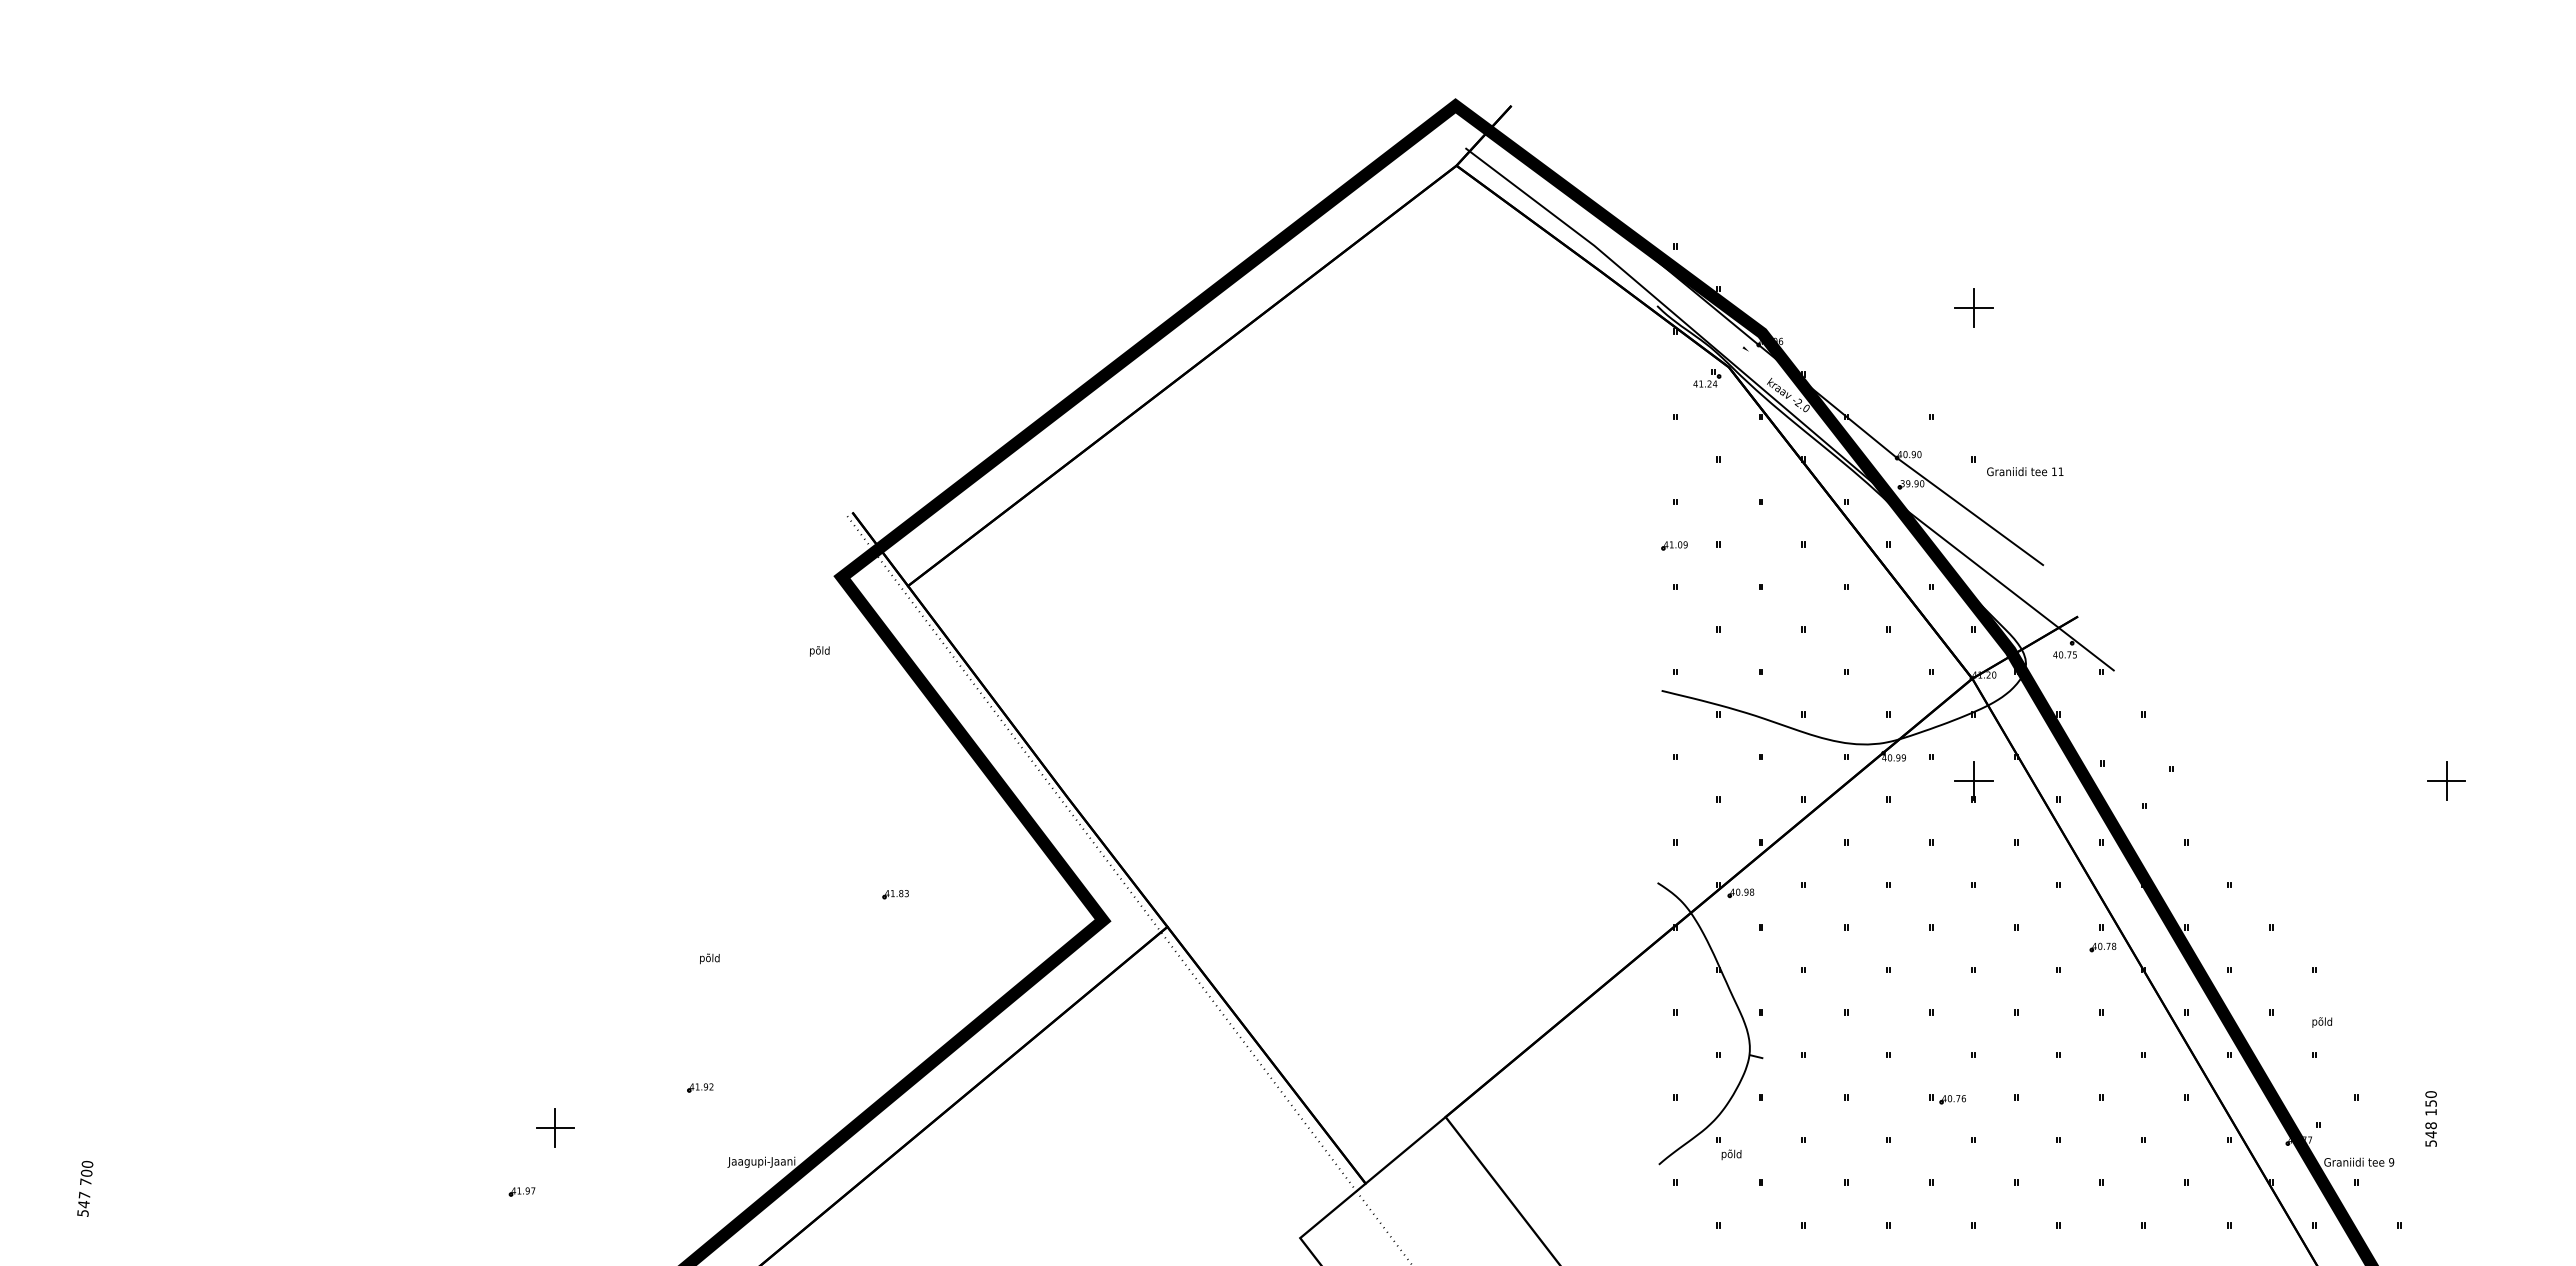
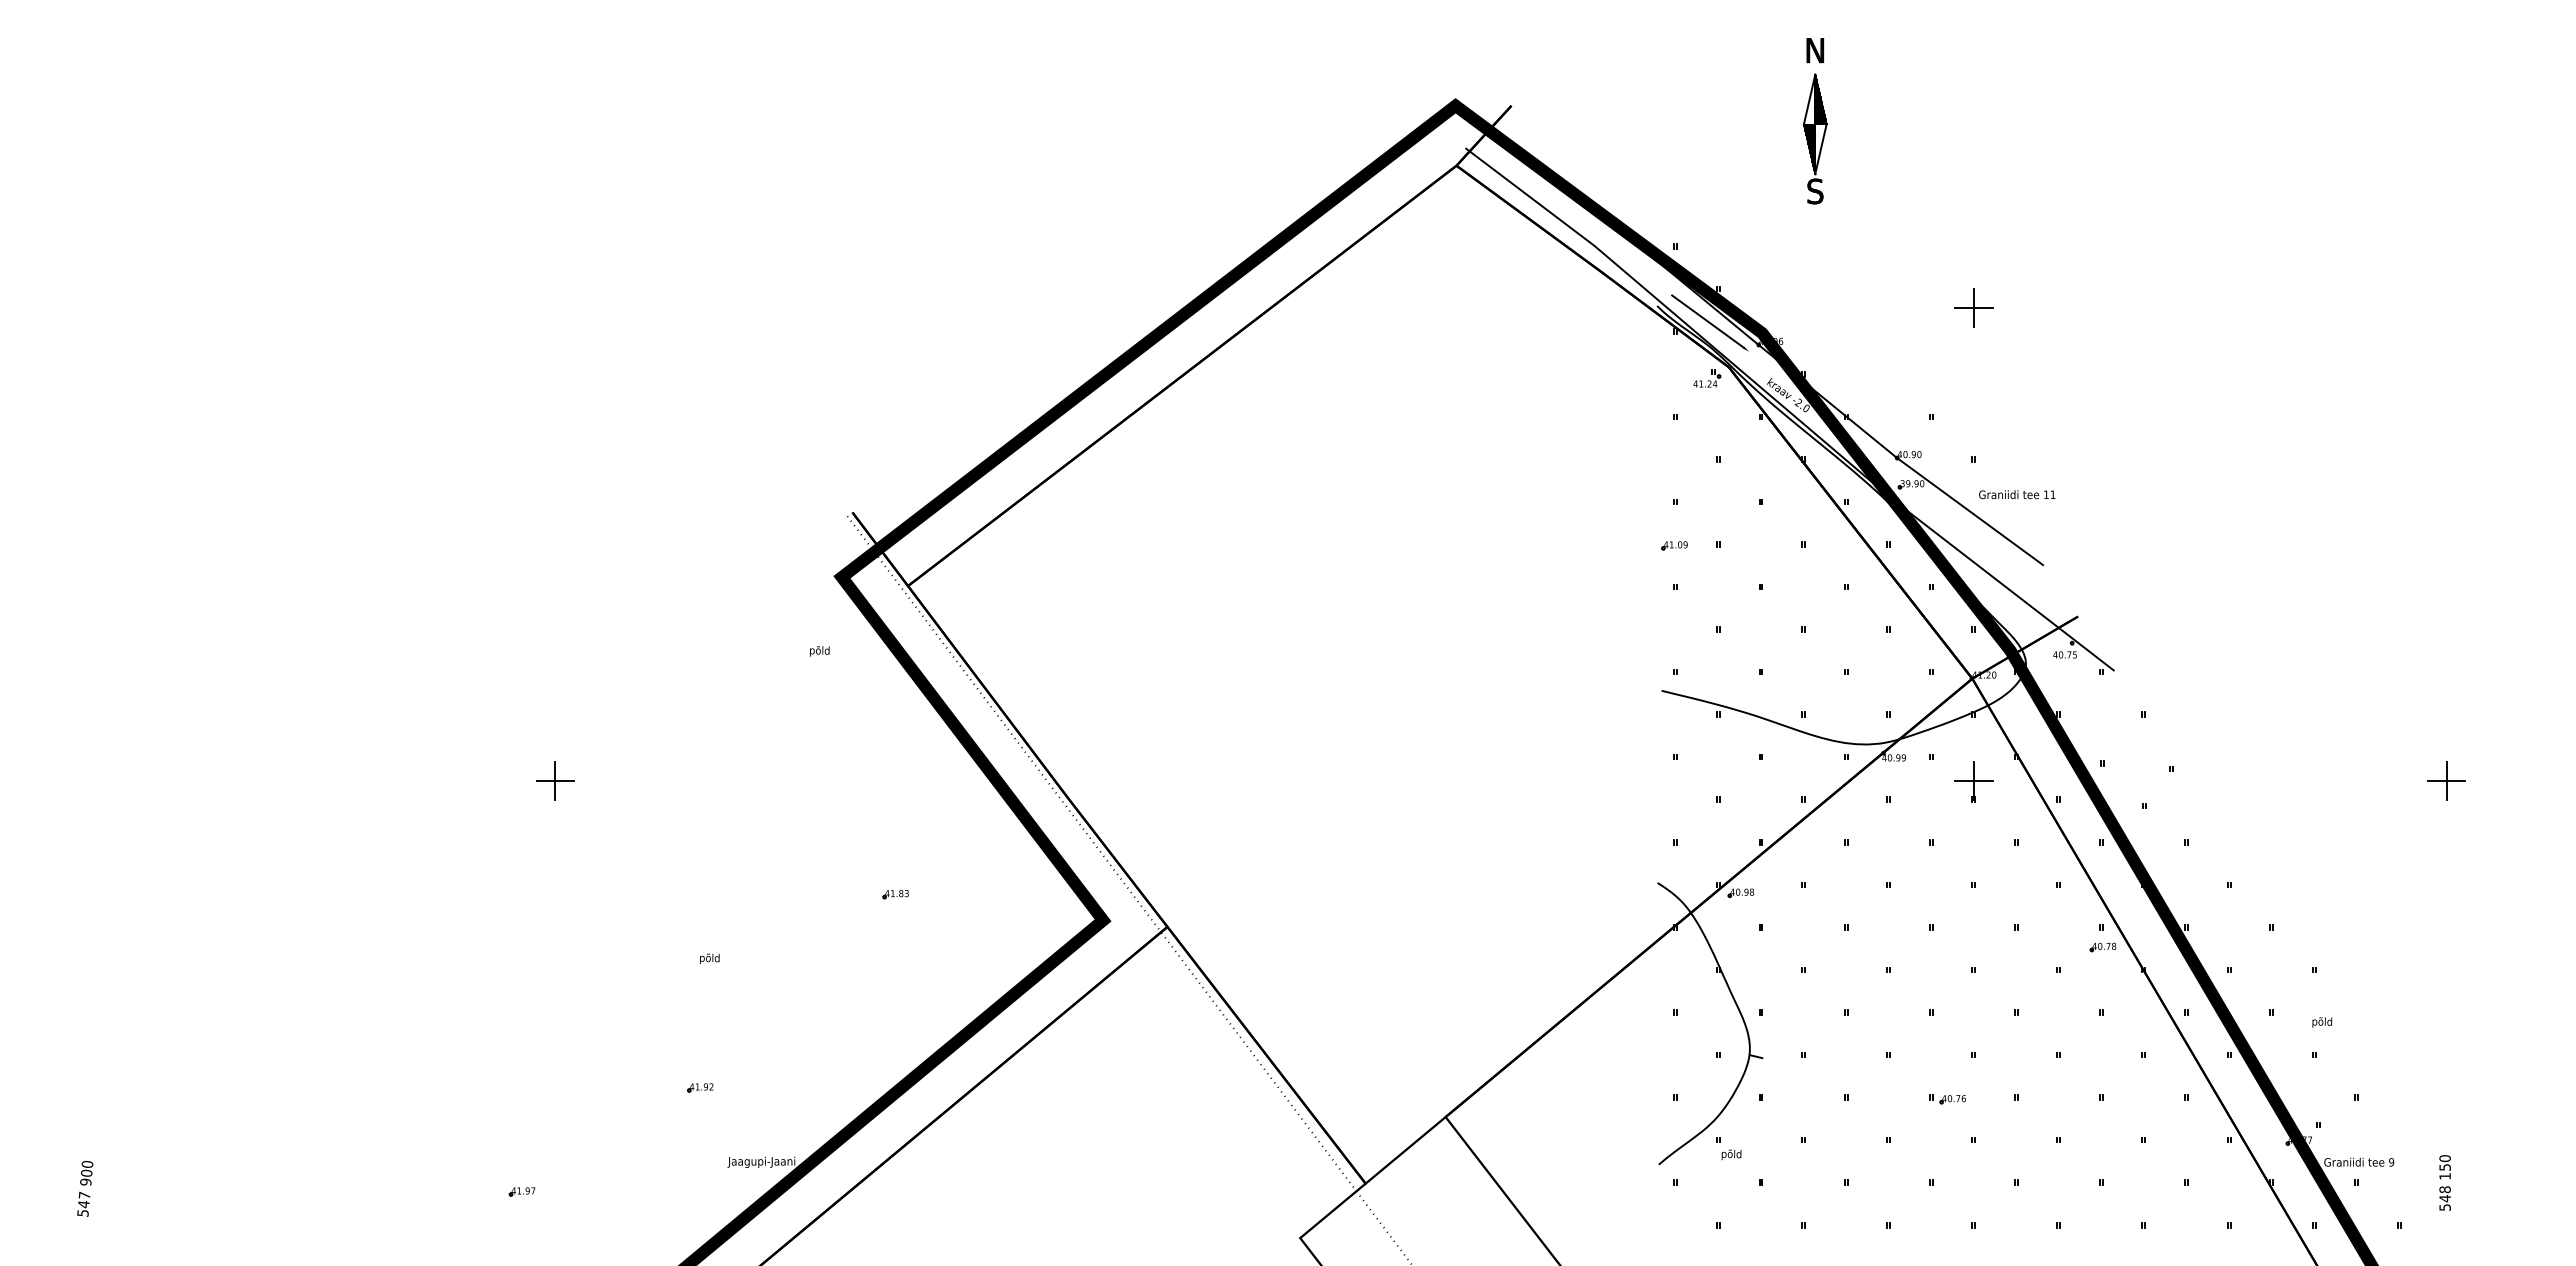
part: none -> present (1815, 121)
line: none -> present (1707, 321)
text position: (2025, 471) -> (2017, 494) (2017, 494)
text position: (2430, 1118) -> (2444, 1182) (2444, 1182)
part position: (555, 1127) -> (555, 780) (555, 780)
text: 700 -> 900 (85, 1181)
